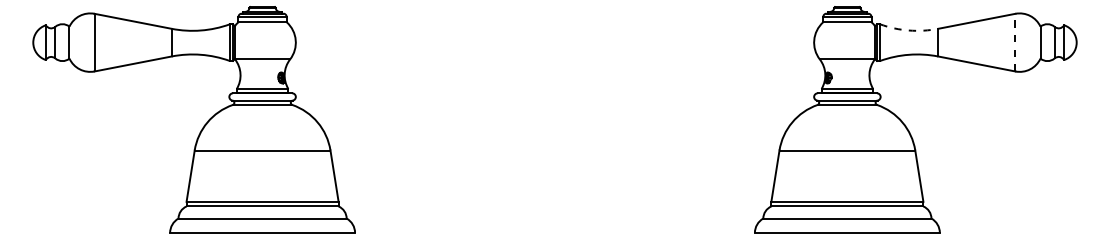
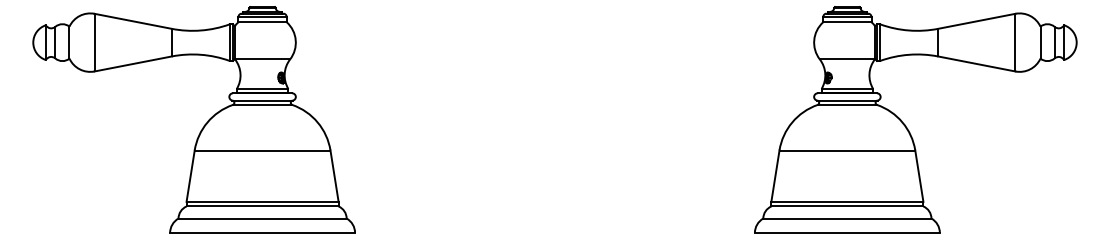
arc: dashed -> solid (908, 30)
line: dashed -> solid (1015, 42)
